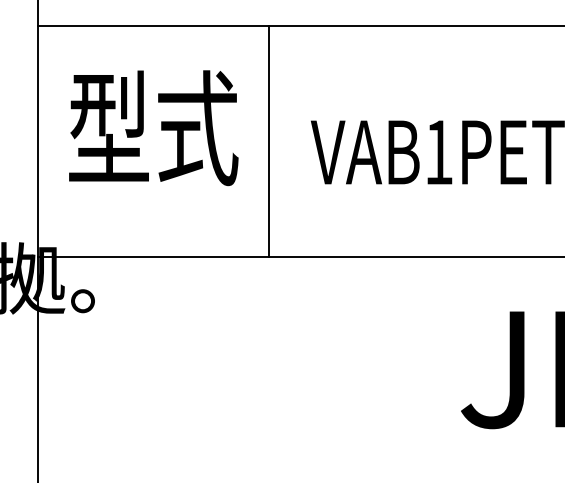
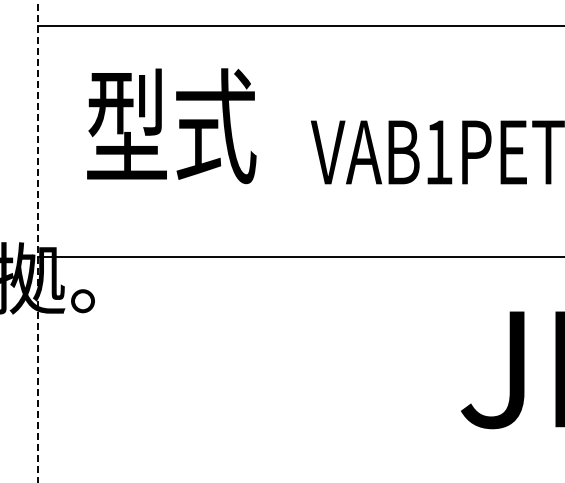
text position: (153, 128) -> (171, 126) (171, 126)
line: present -> none (268, 141)
line: solid -> dashed (37, 241)
